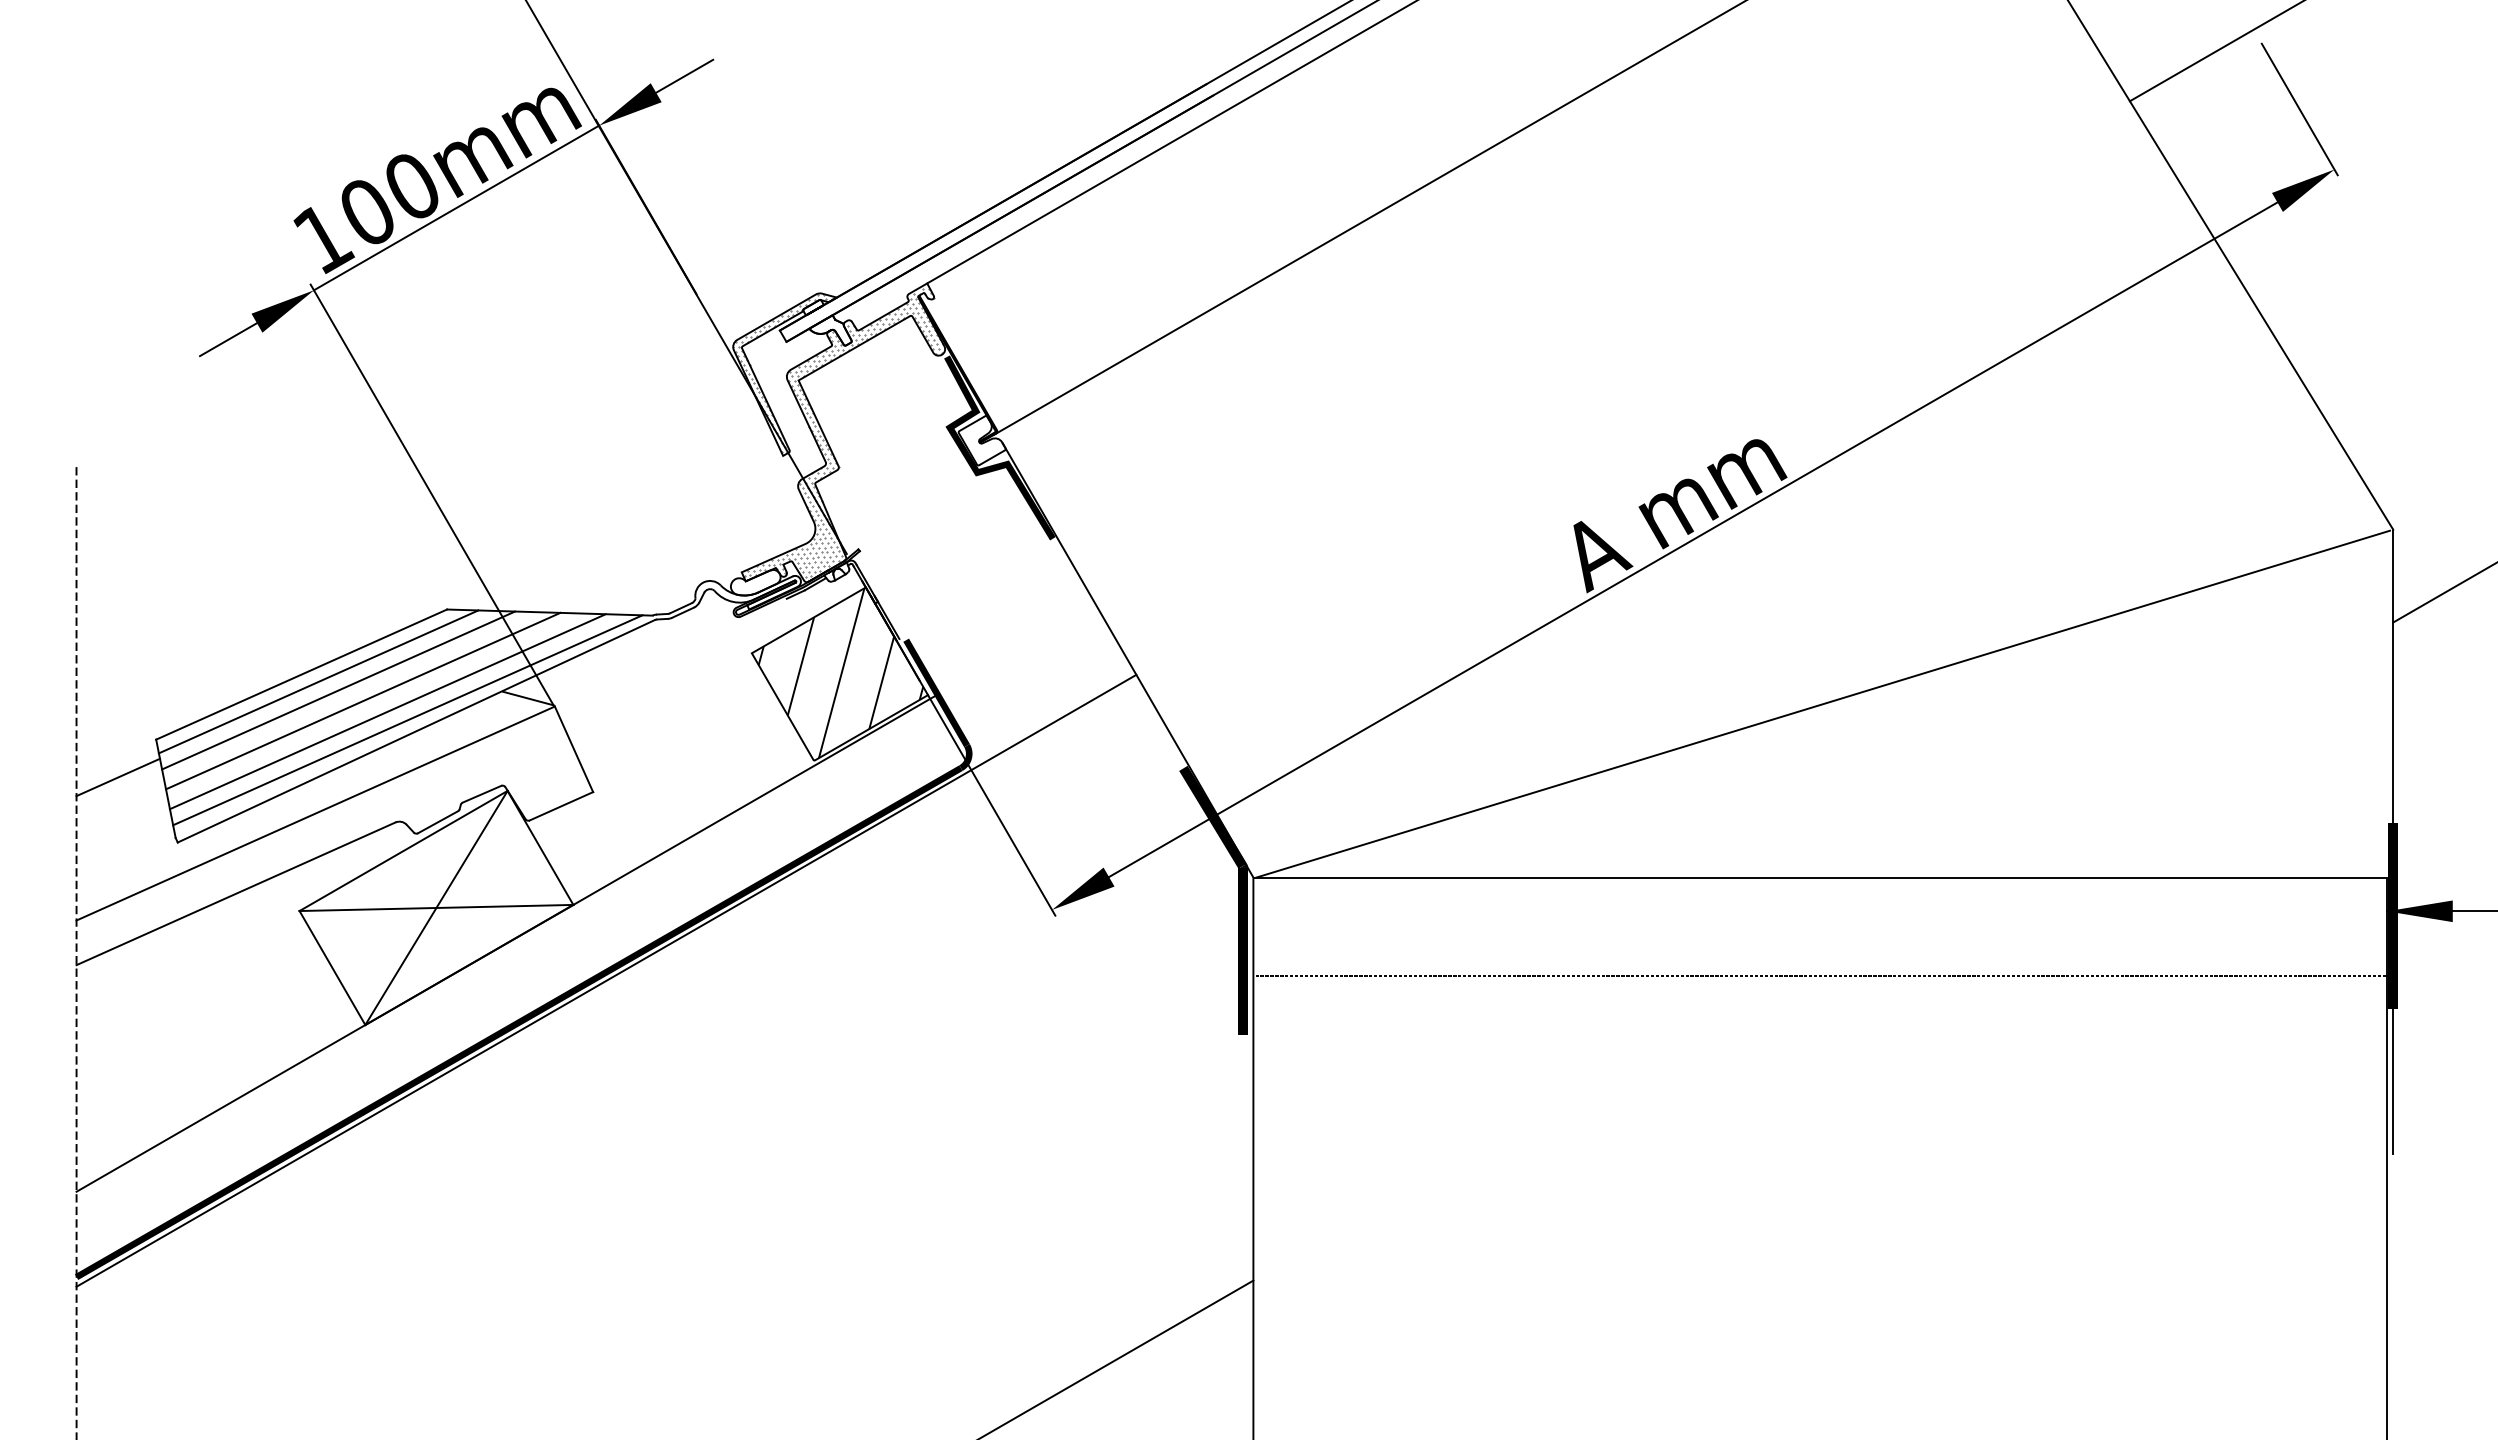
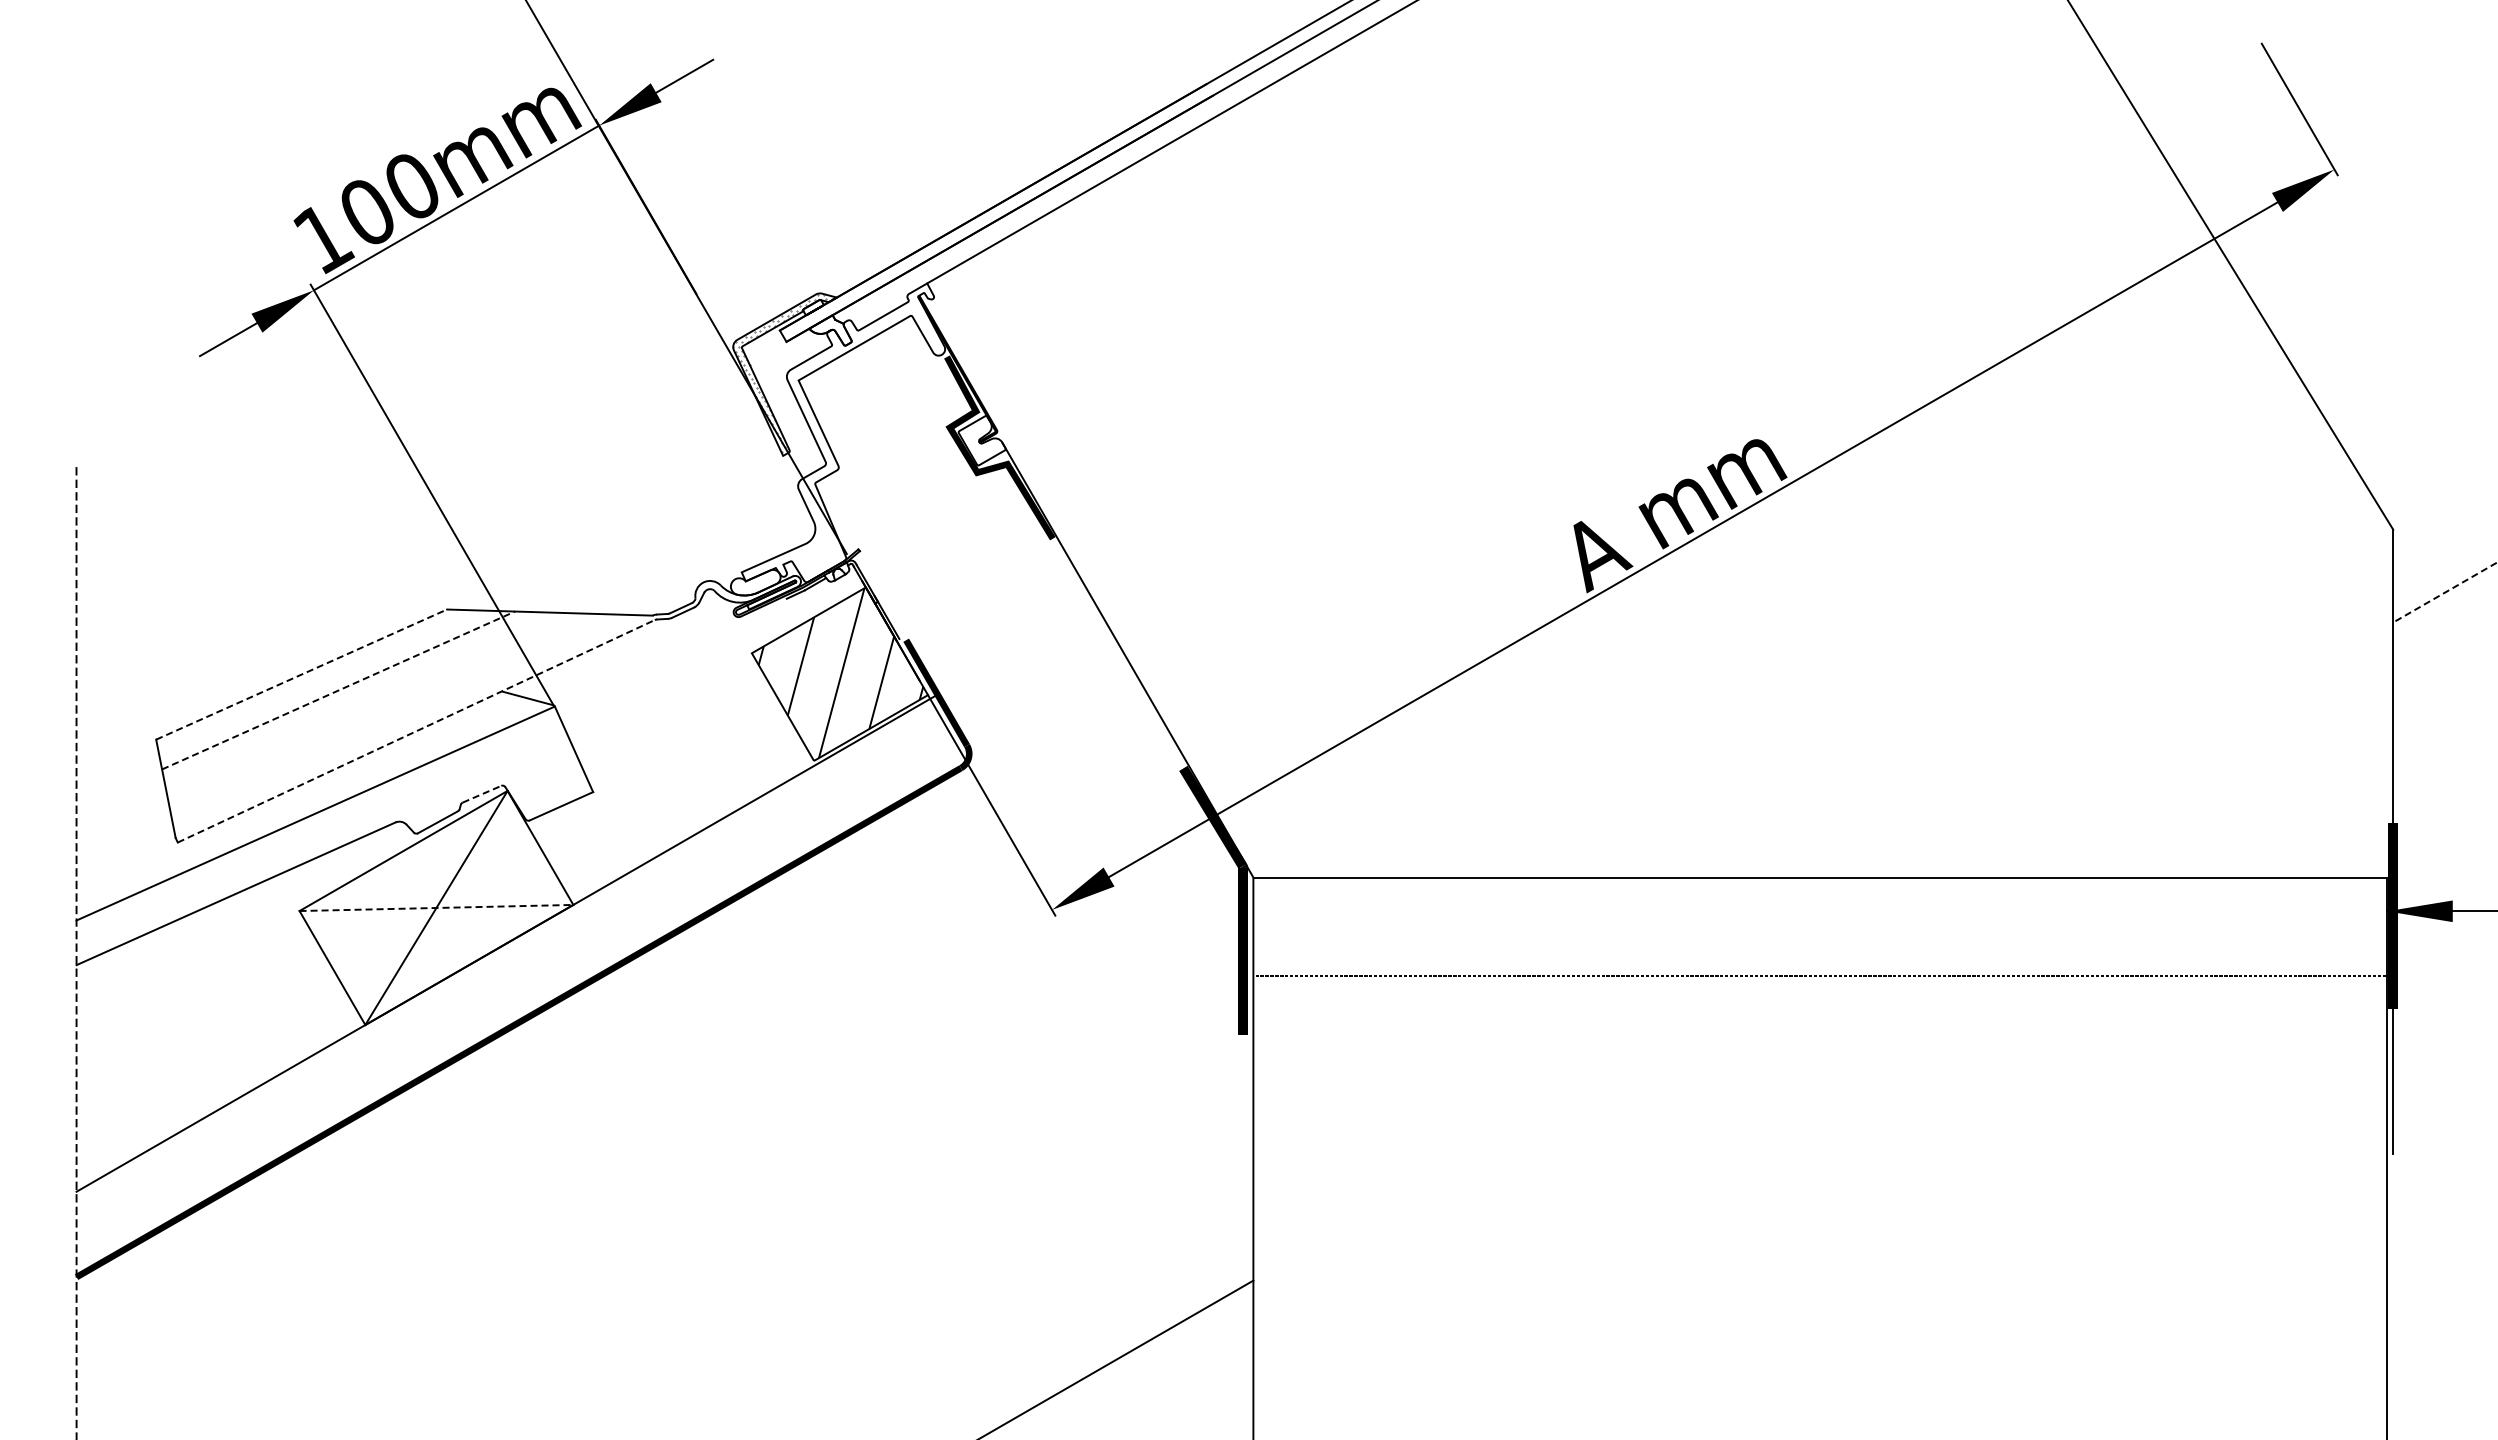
line: present -> none (2215, 51)
line: present -> none (1368, 218)
hatch: present -> none (843, 434)
line: solid -> dashed (2445, 592)
line: solid -> dashed (302, 674)
line: present -> none (318, 681)
line: solid -> dashed (339, 690)
line: present -> none (363, 700)
line: present -> none (1823, 703)
line: present -> none (387, 711)
line: present -> none (407, 720)
line: solid -> dashed (416, 731)
line: present -> none (118, 777)
line: solid -> dashed (482, 794)
line: solid -> dashed (436, 907)
line: present -> none (606, 980)
